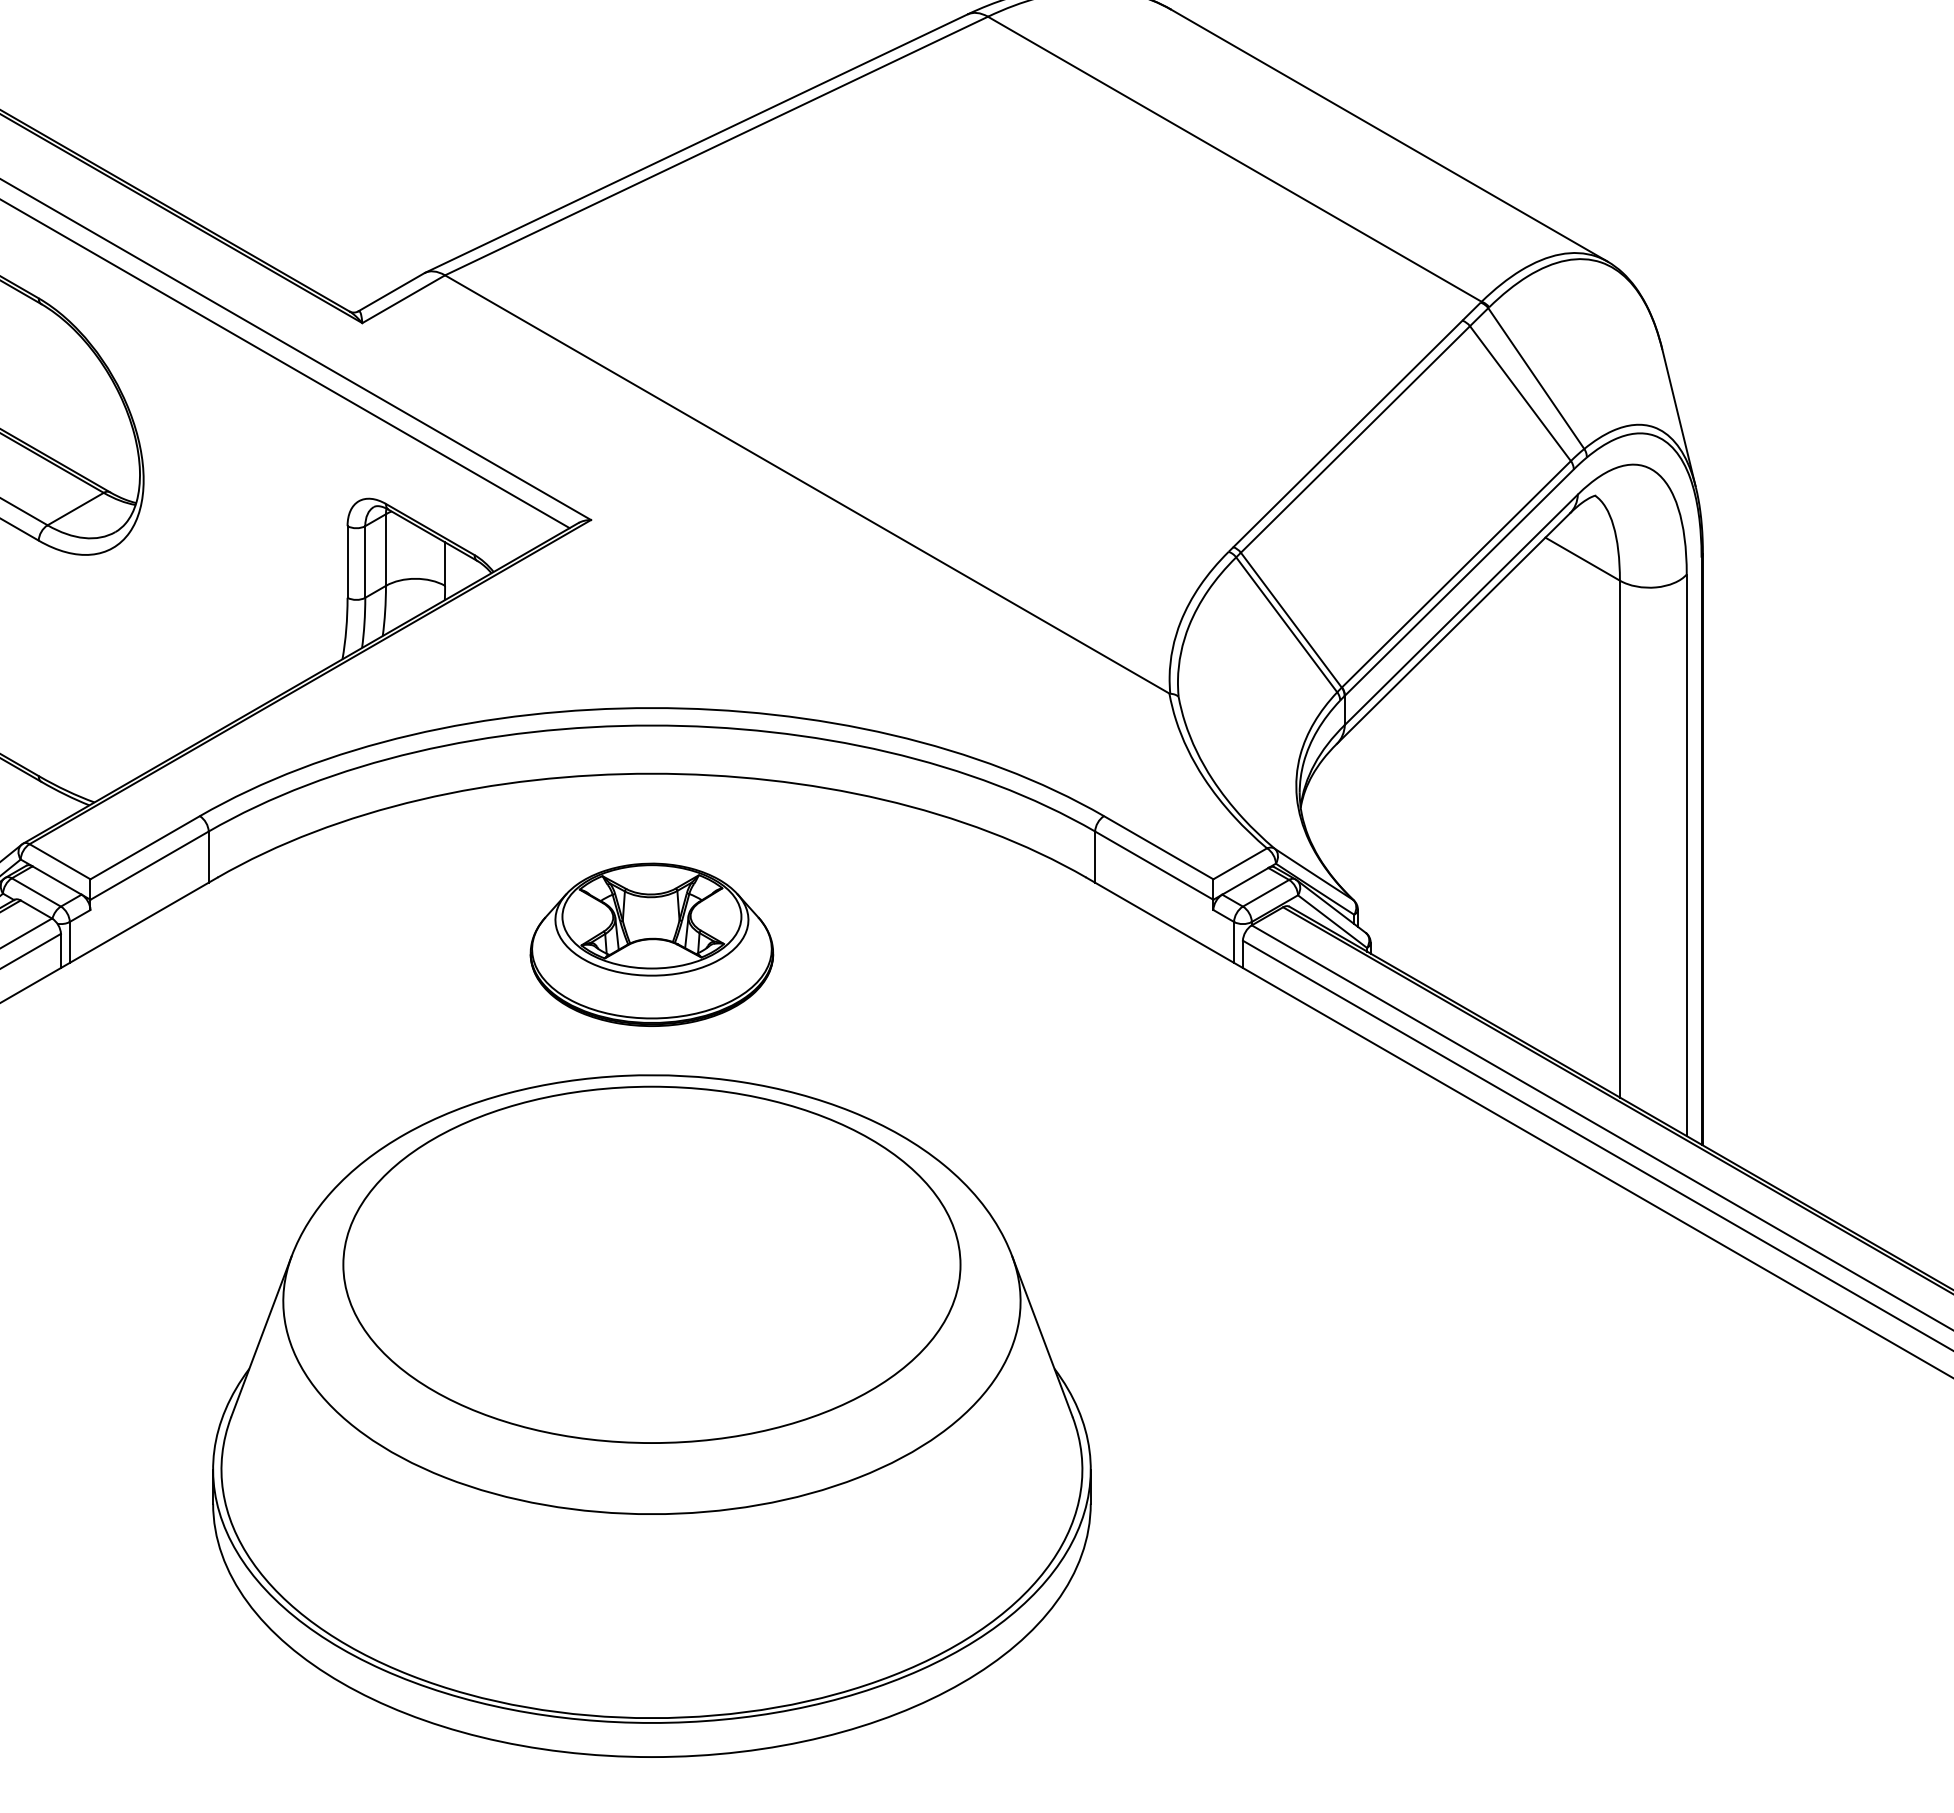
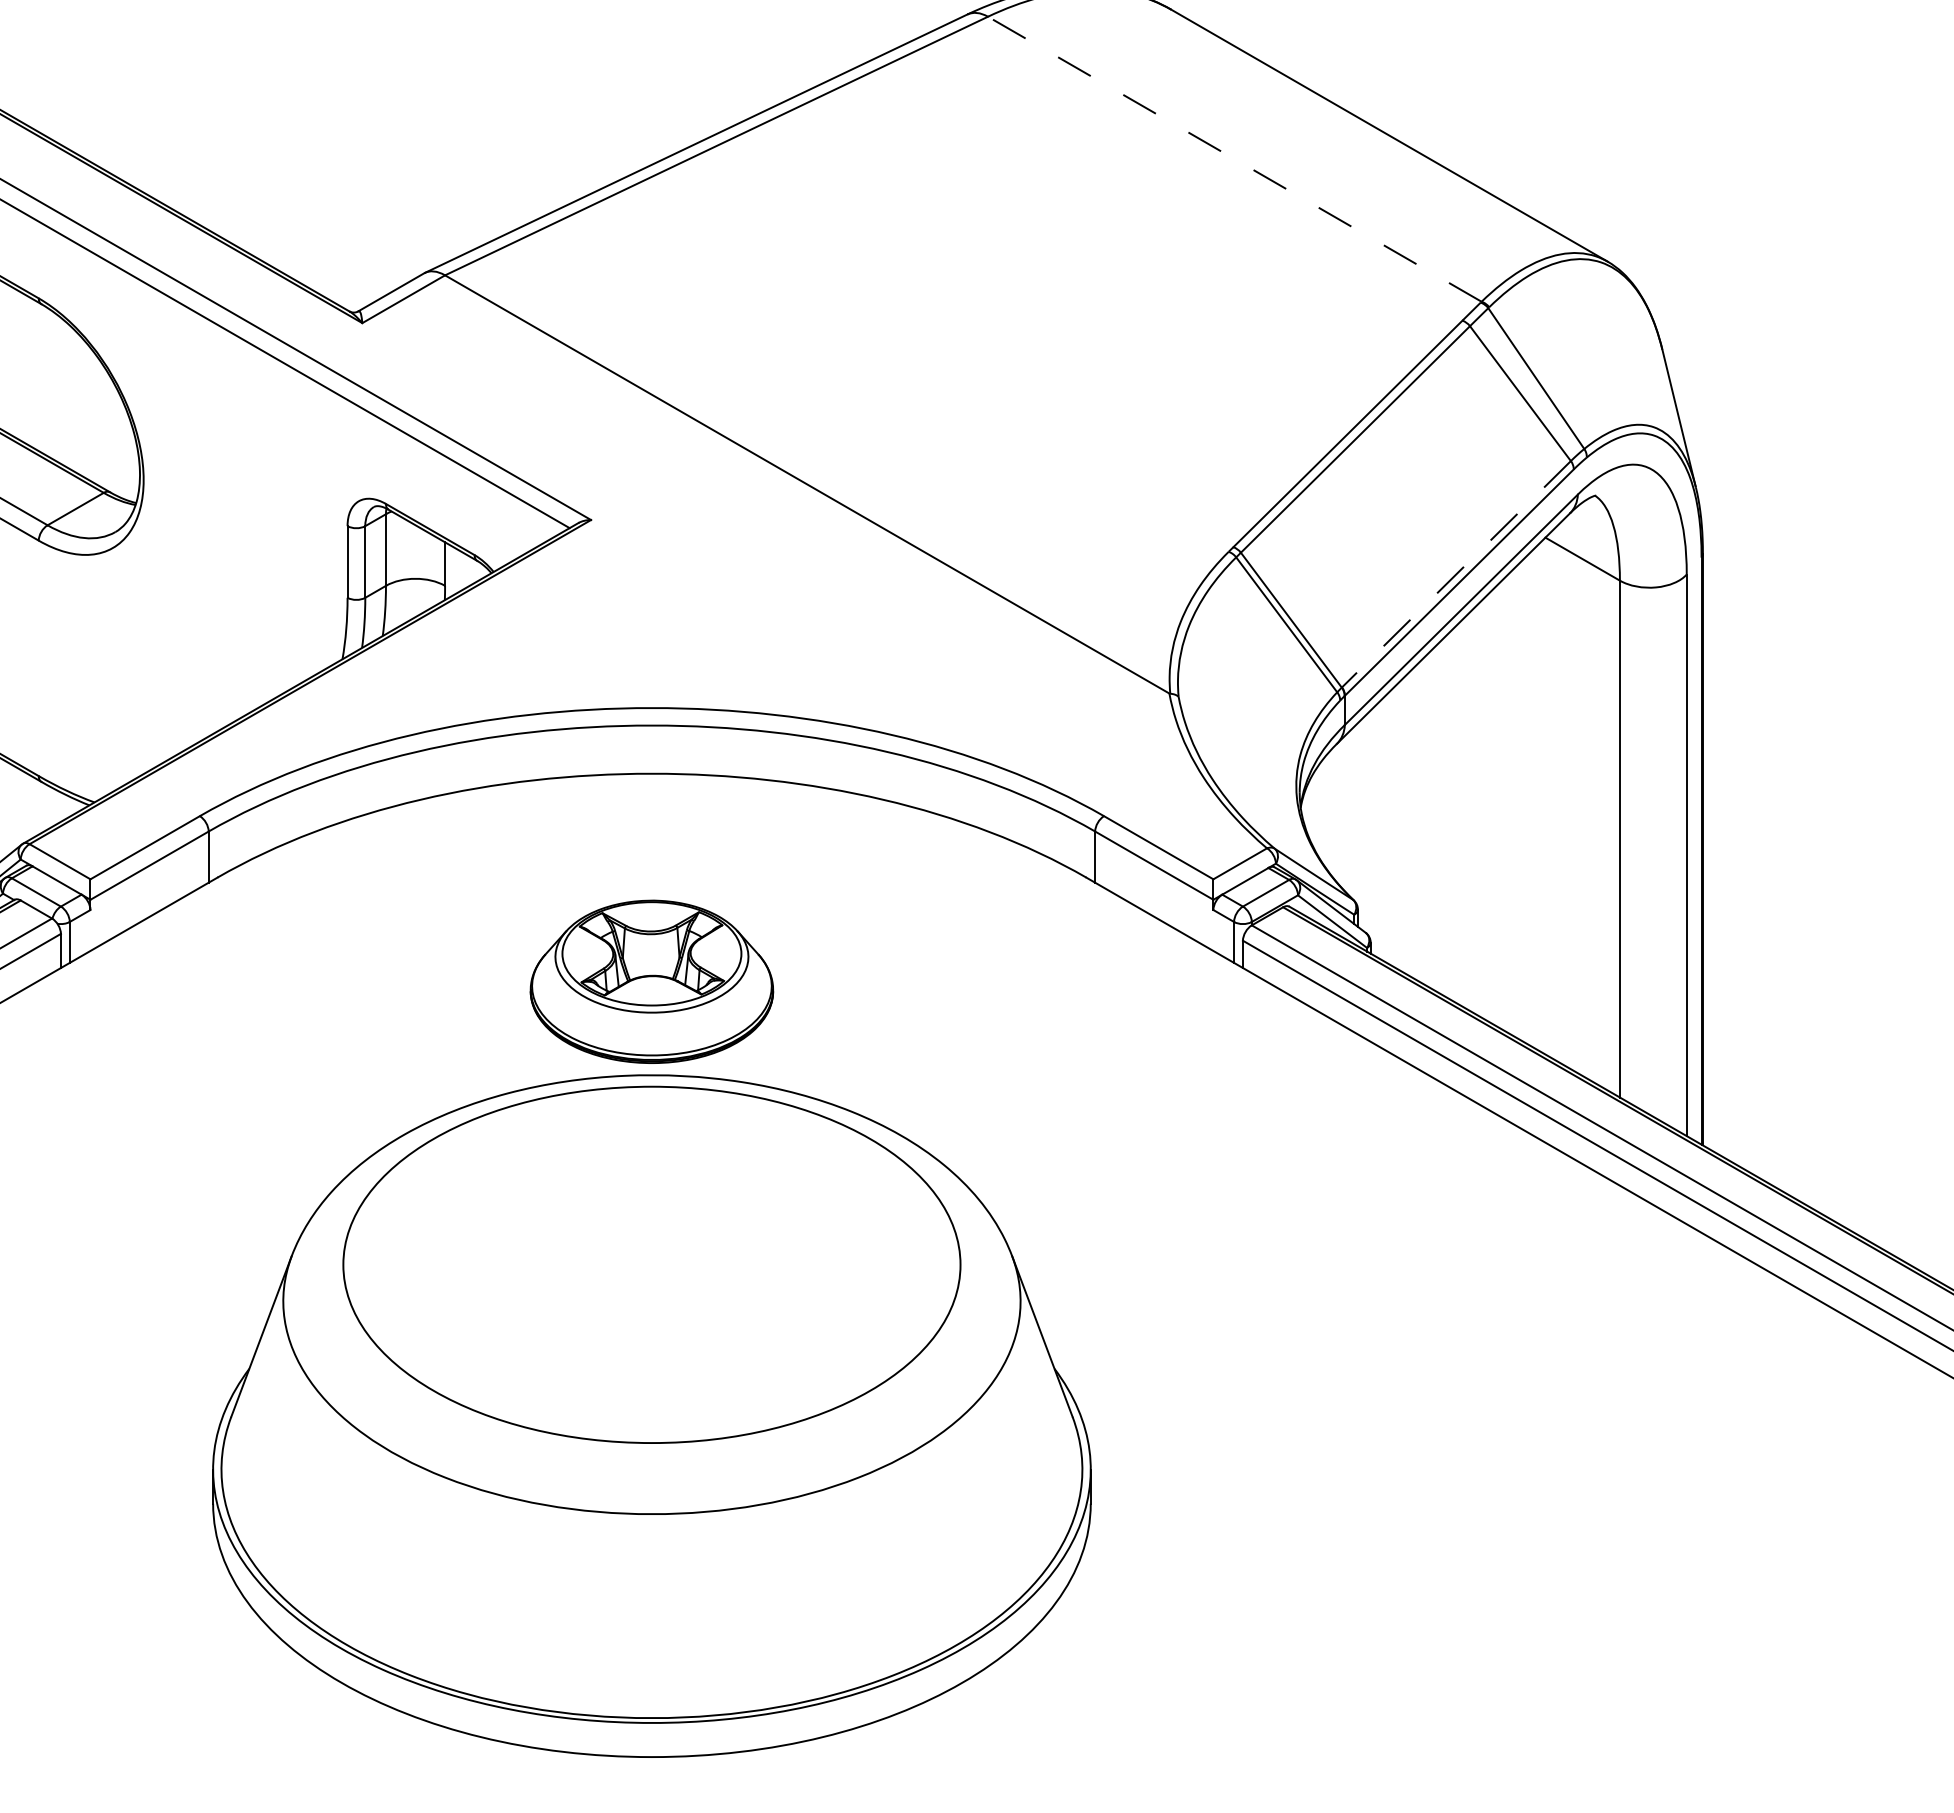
line: solid -> dashed (1234, 159)
line: solid -> dashed (1456, 574)
part position: (651, 944) -> (651, 981) (651, 981)
